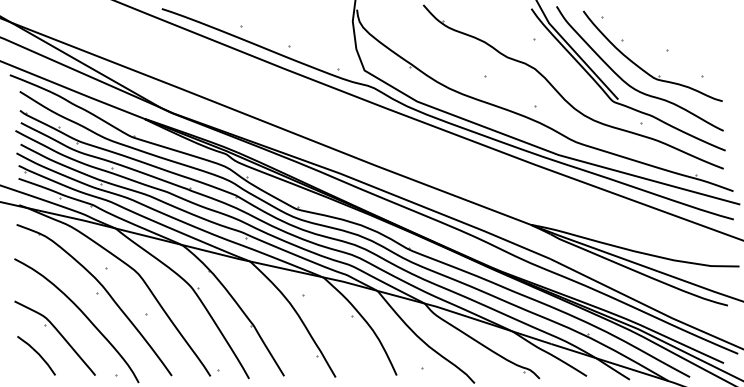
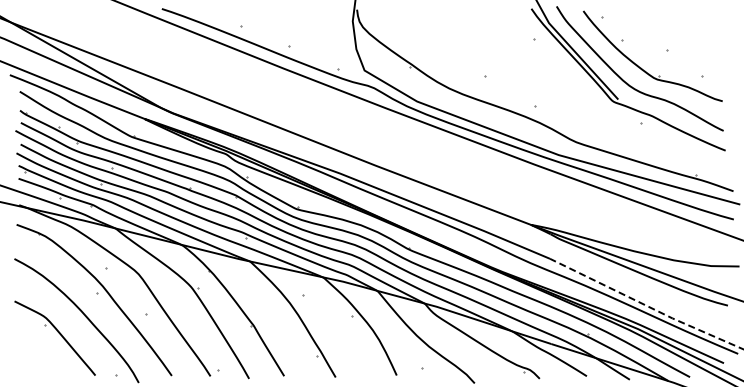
part: present -> none (563, 96)
line: solid -> dashed (646, 305)
line: present -> none (37, 354)
